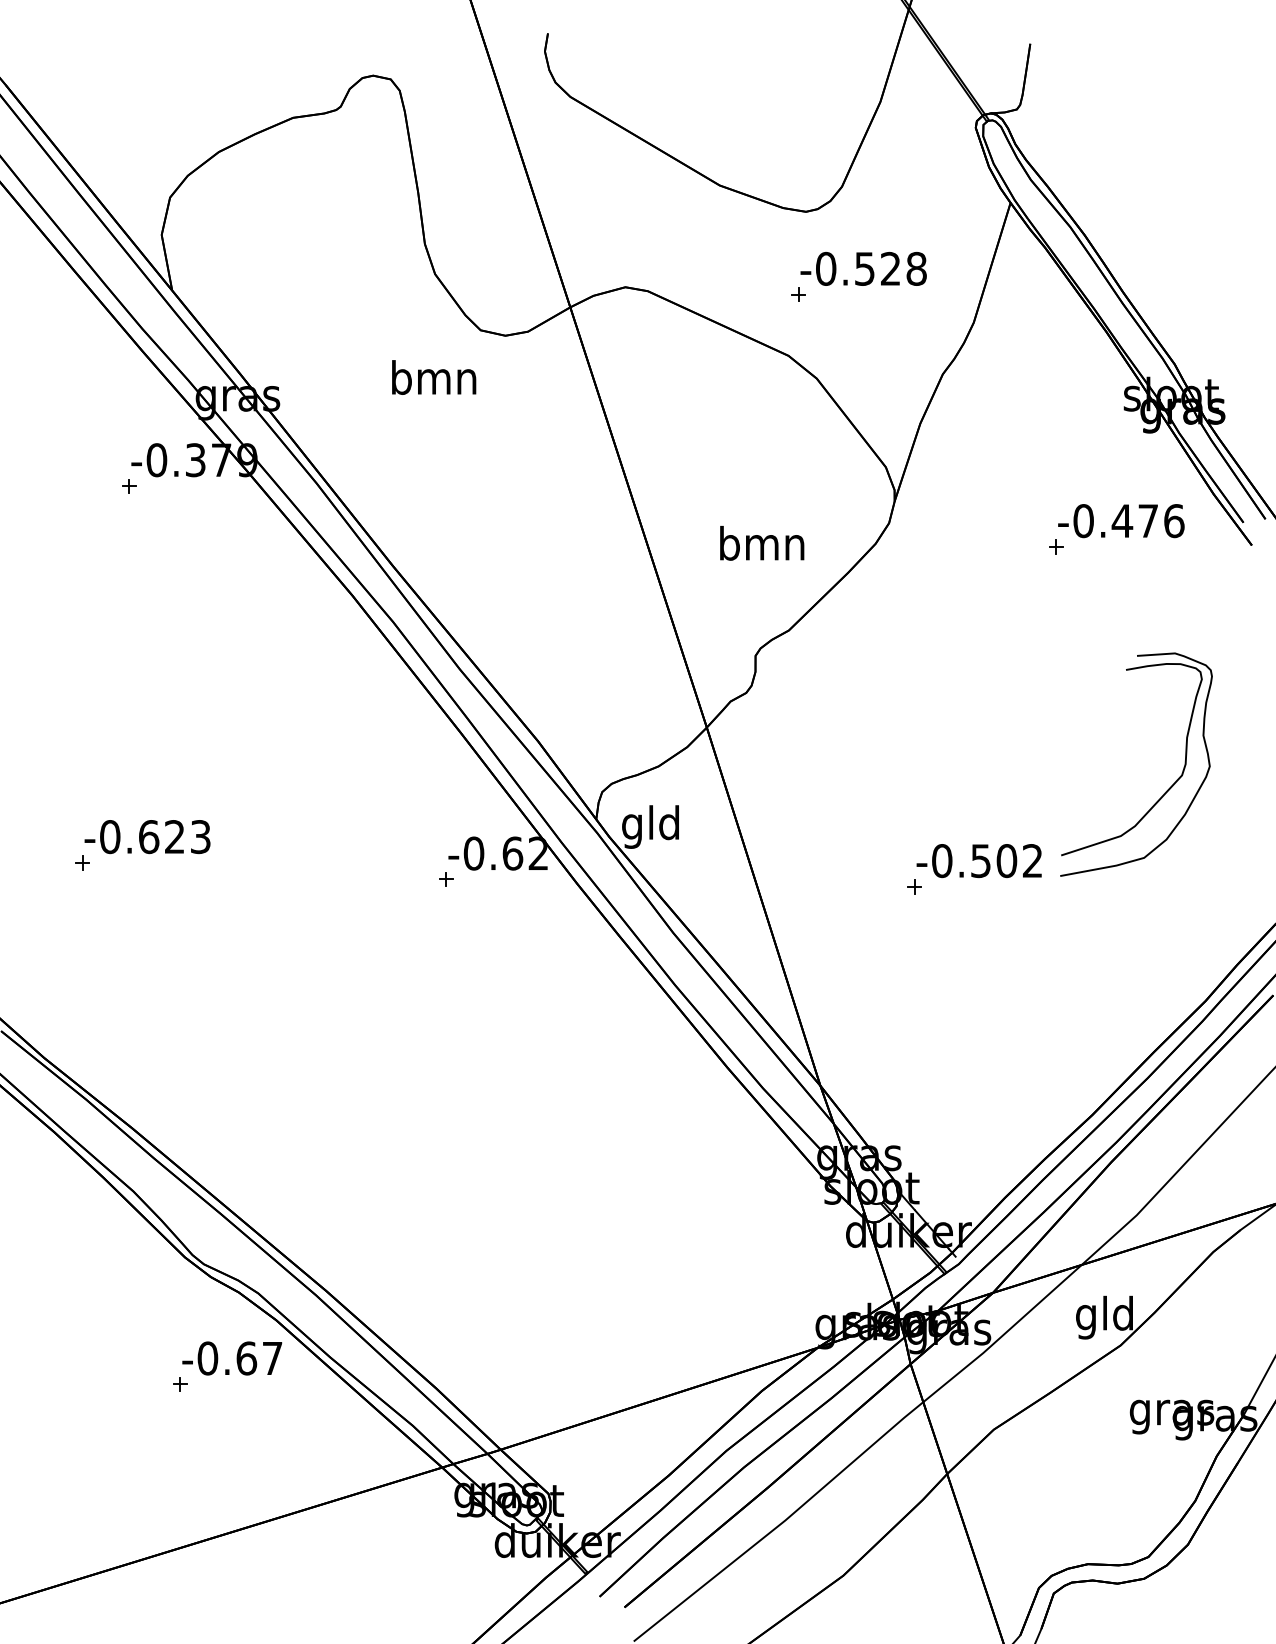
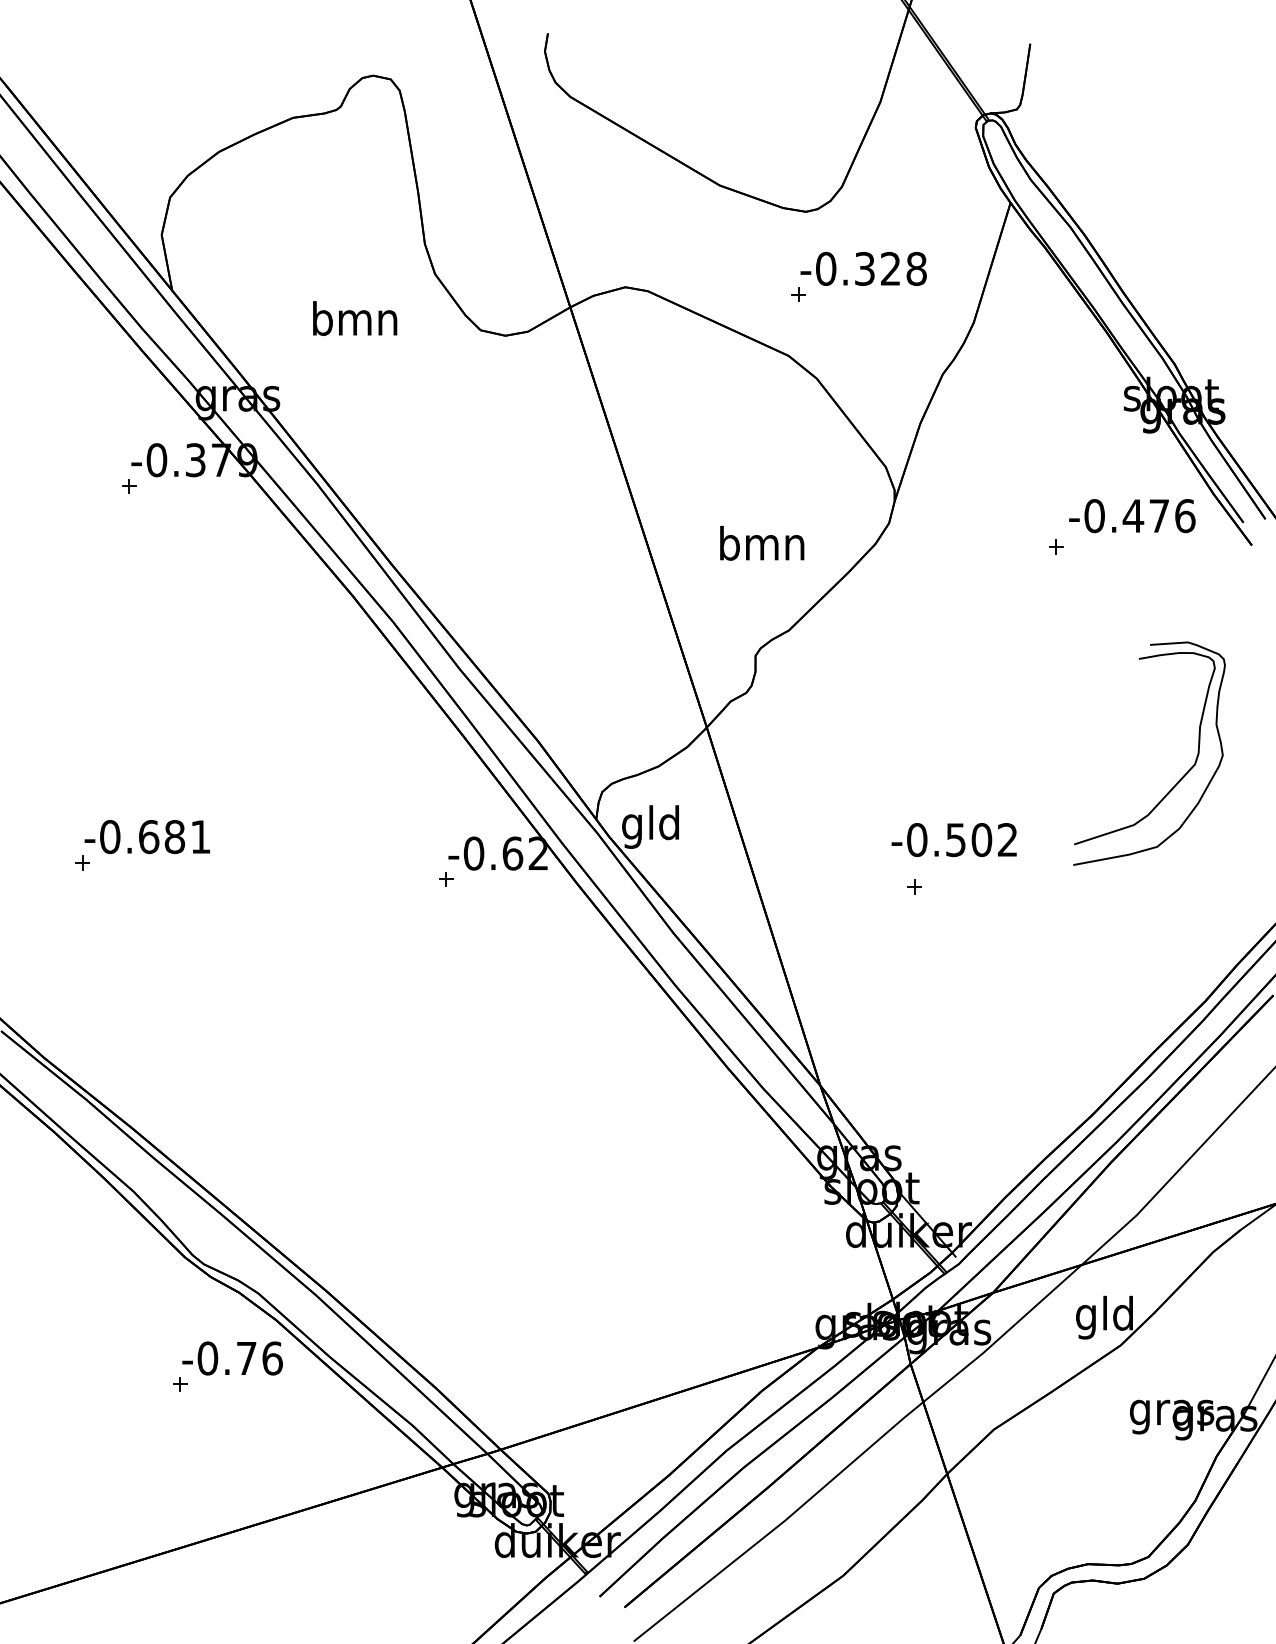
text: -0.528 -> -0.328 (864, 268)
text position: (434, 377) -> (355, 318) (355, 318)
text position: (1121, 521) -> (1132, 516) (1132, 516)
part position: (1164, 792) -> (1177, 781) (1177, 781)
text: -0.623 -> -0.681 (187, 837)
text position: (978, 861) -> (953, 840) (953, 840)
text: -0.67 -> -0.76 (259, 1358)
